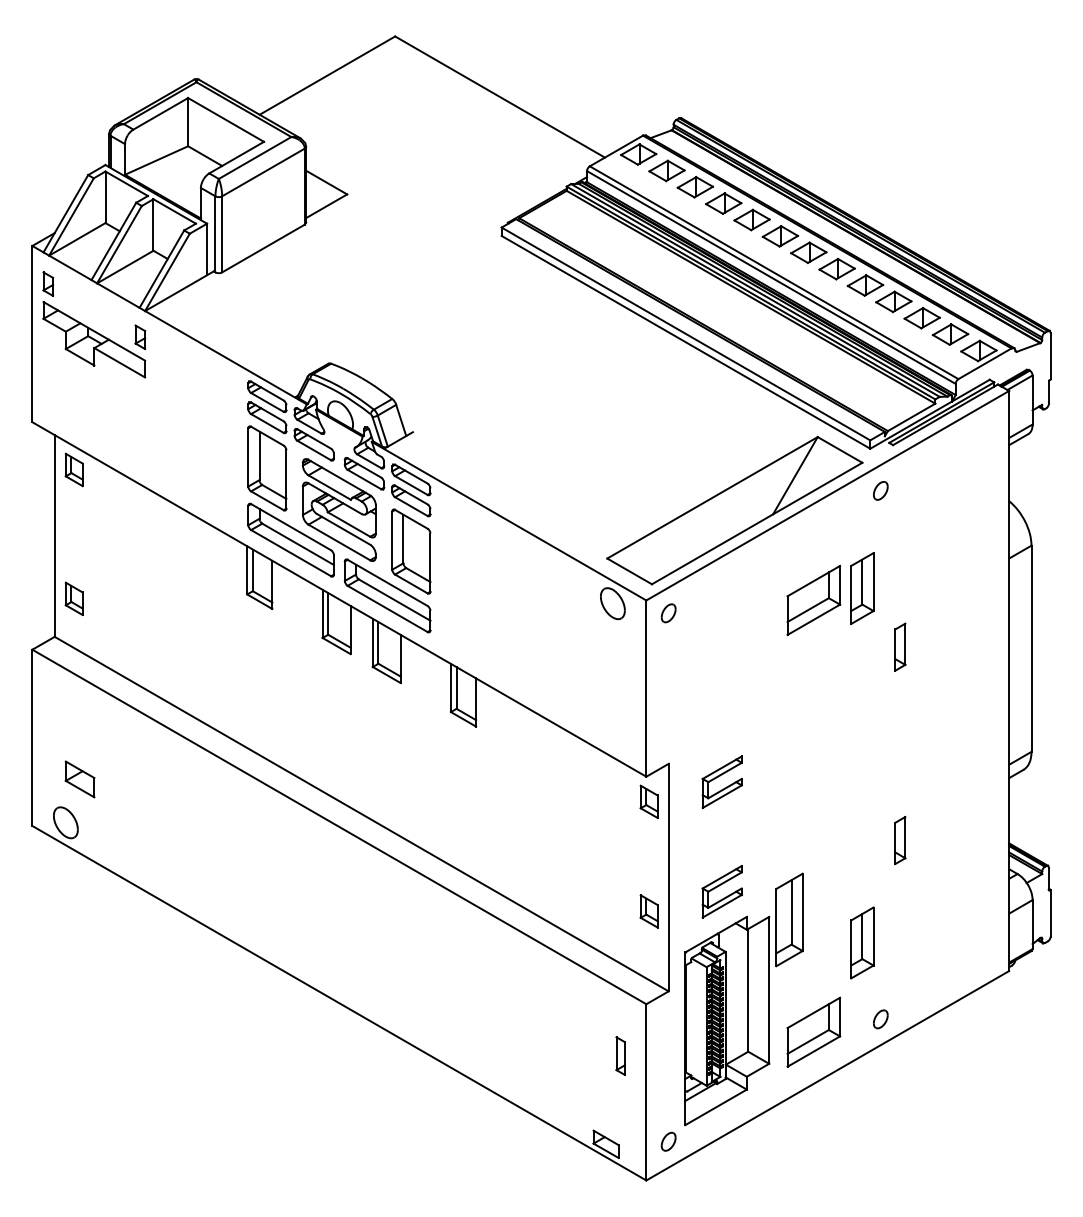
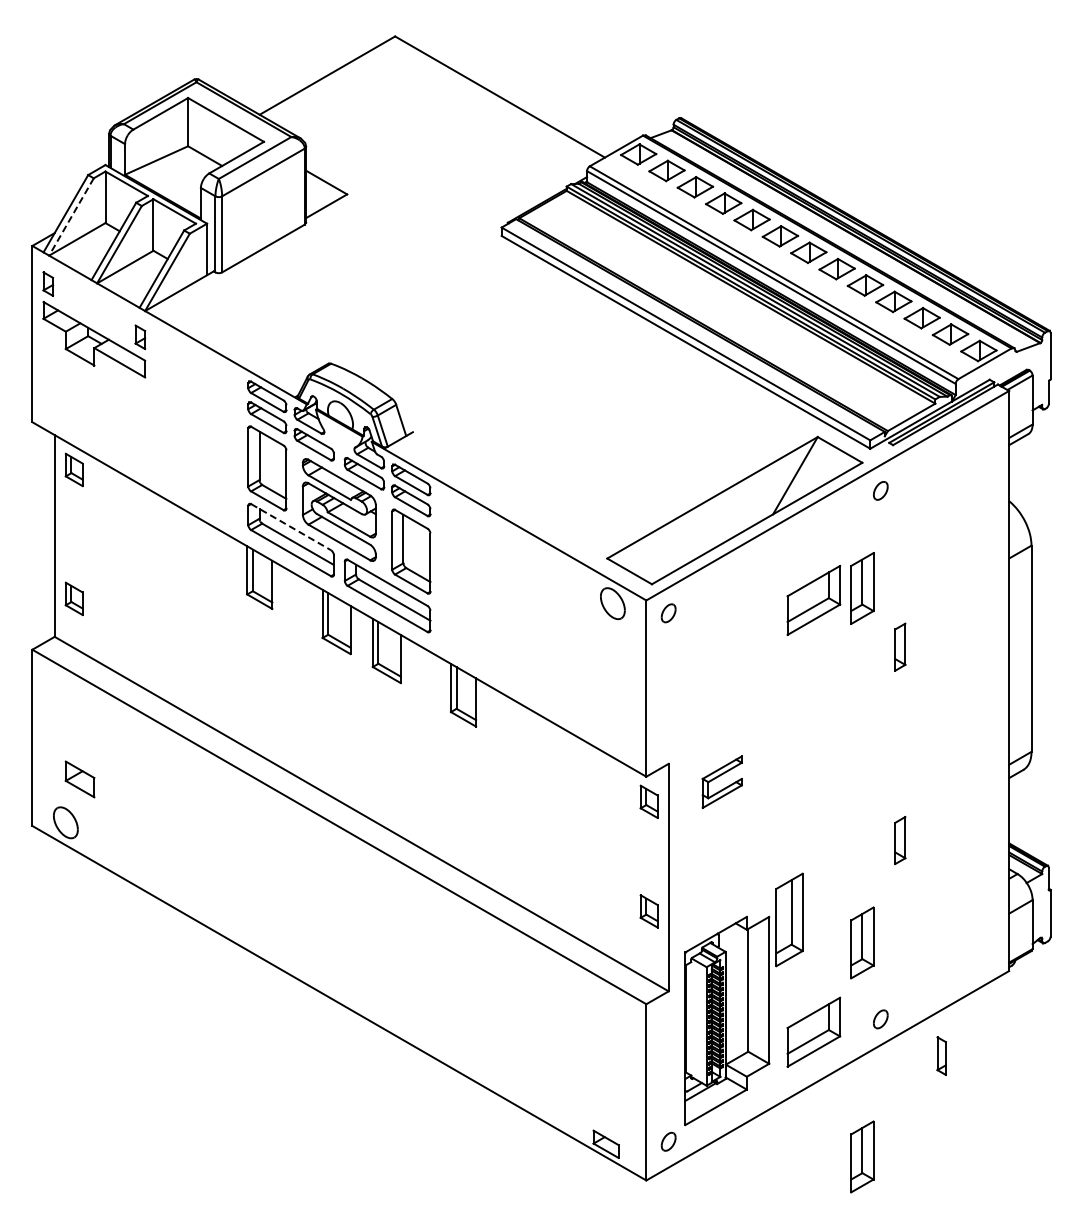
line: solid -> dashed (71, 217)
line: solid -> dashed (291, 527)
part: present -> none (721, 891)
part position: (620, 1055) -> (941, 1055) (941, 1055)
part: none -> present (862, 1156)
